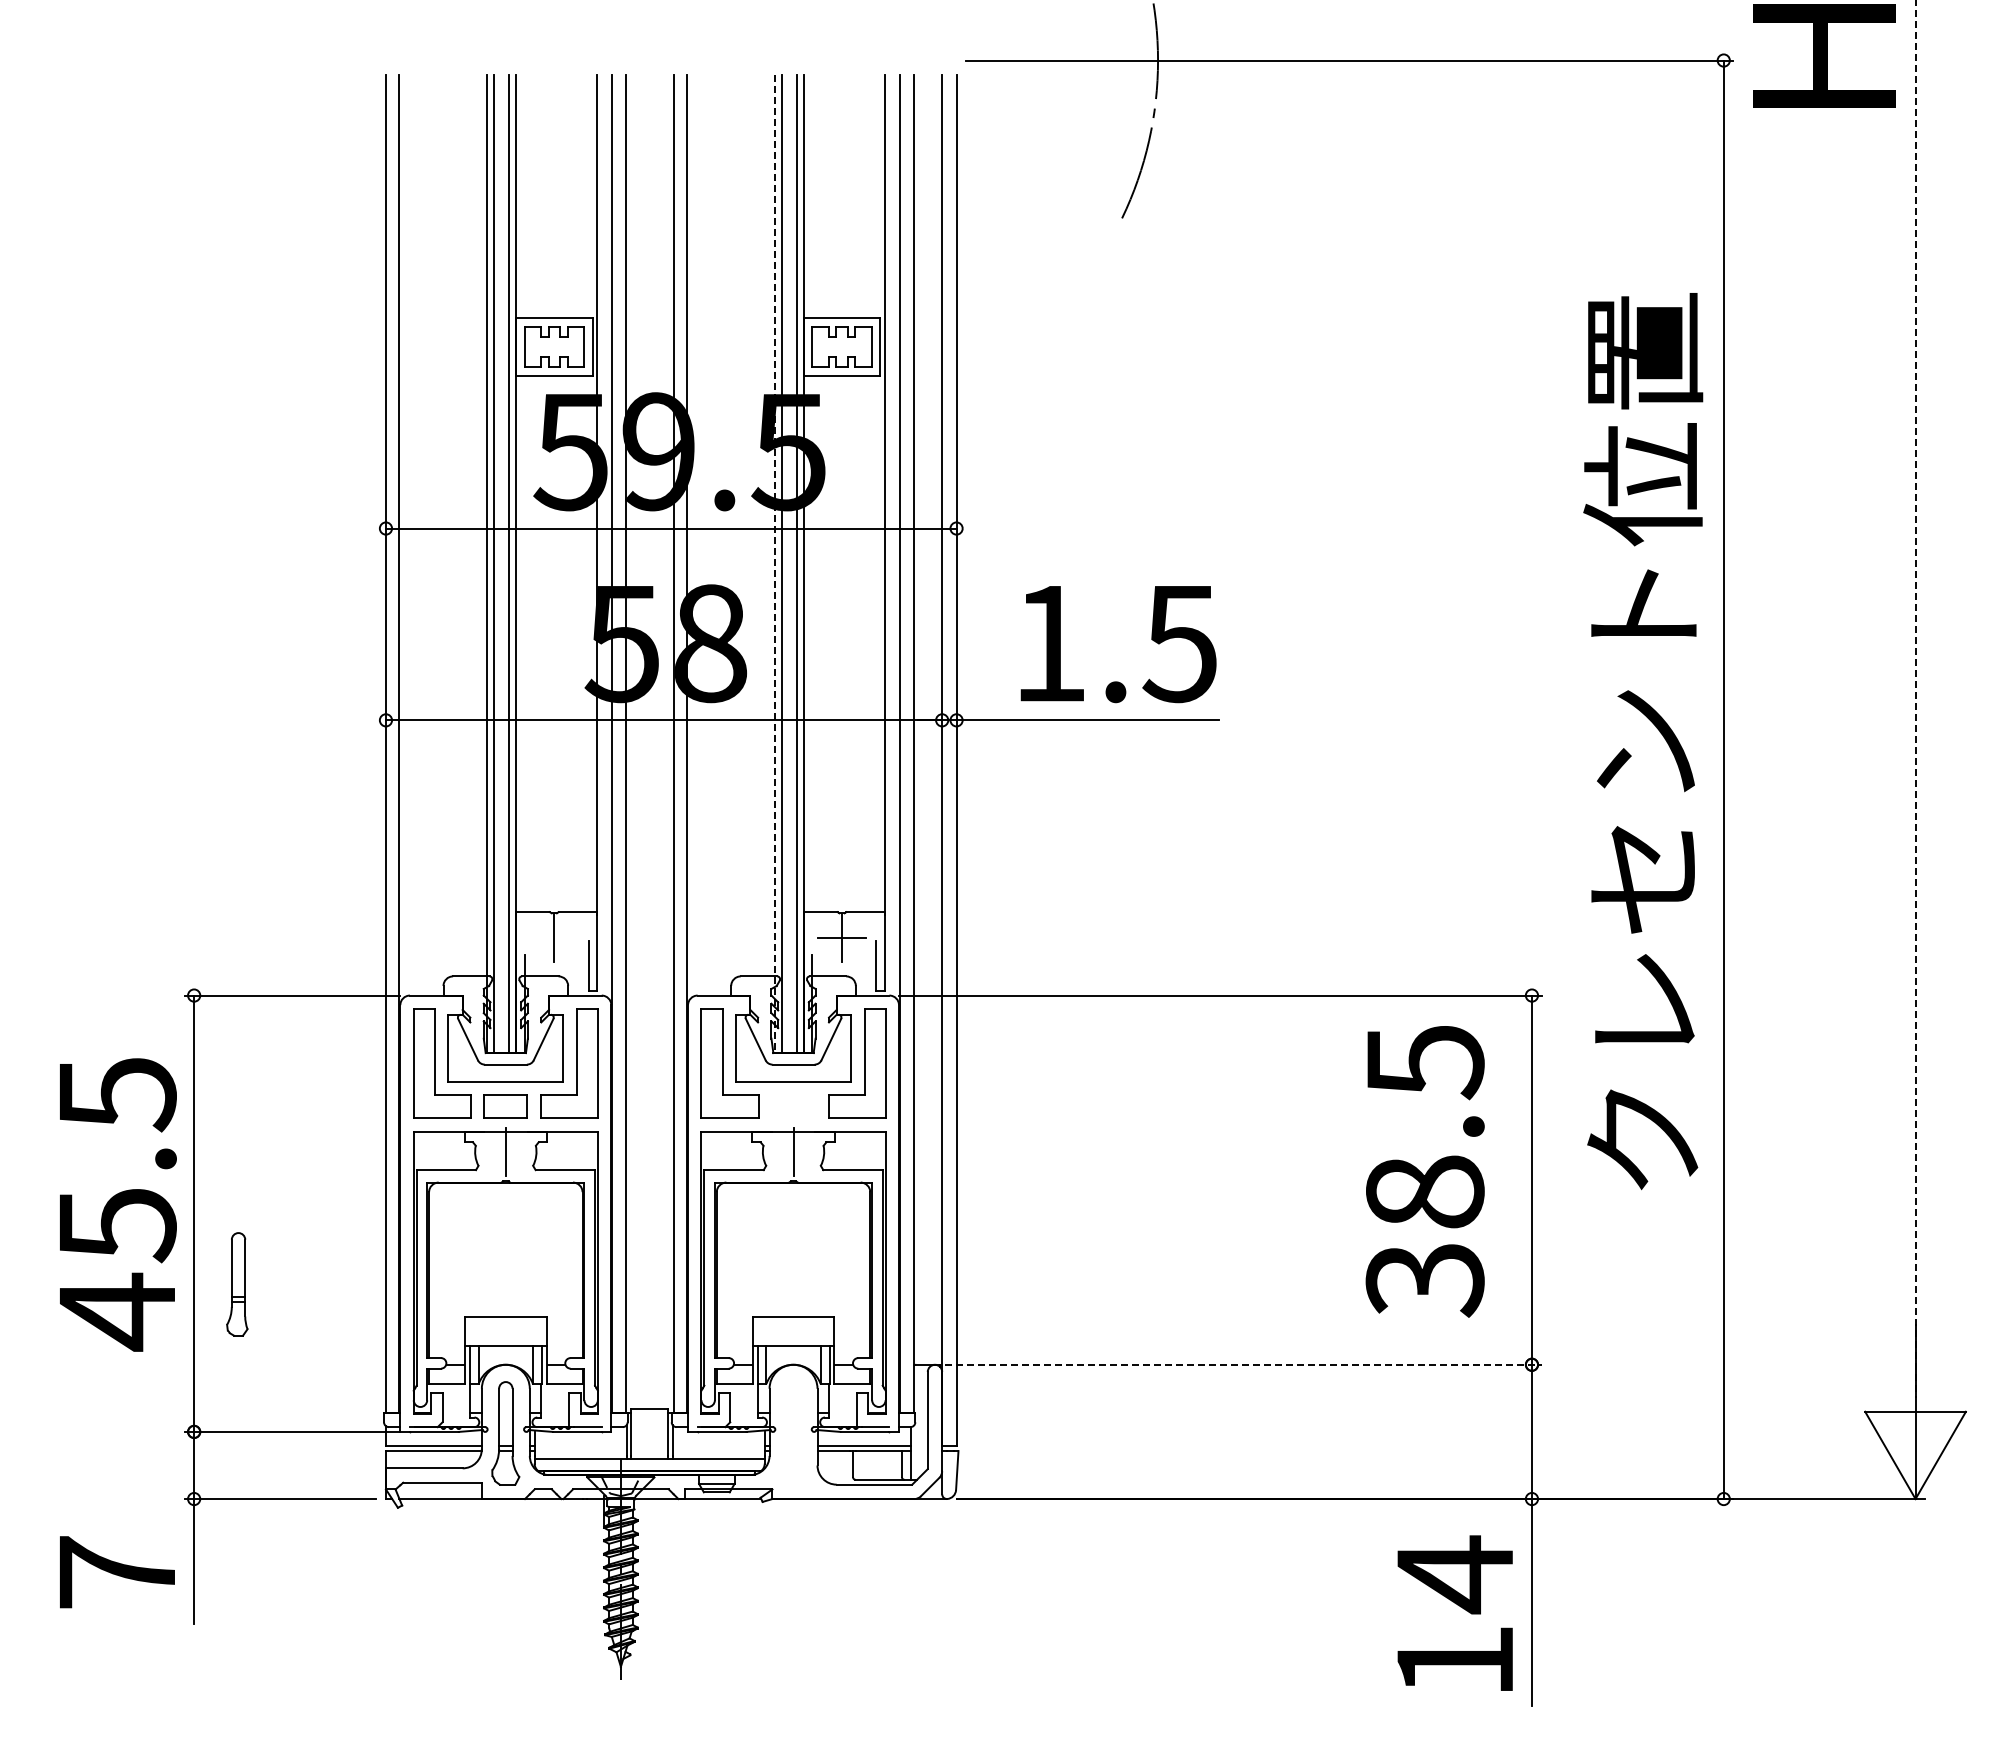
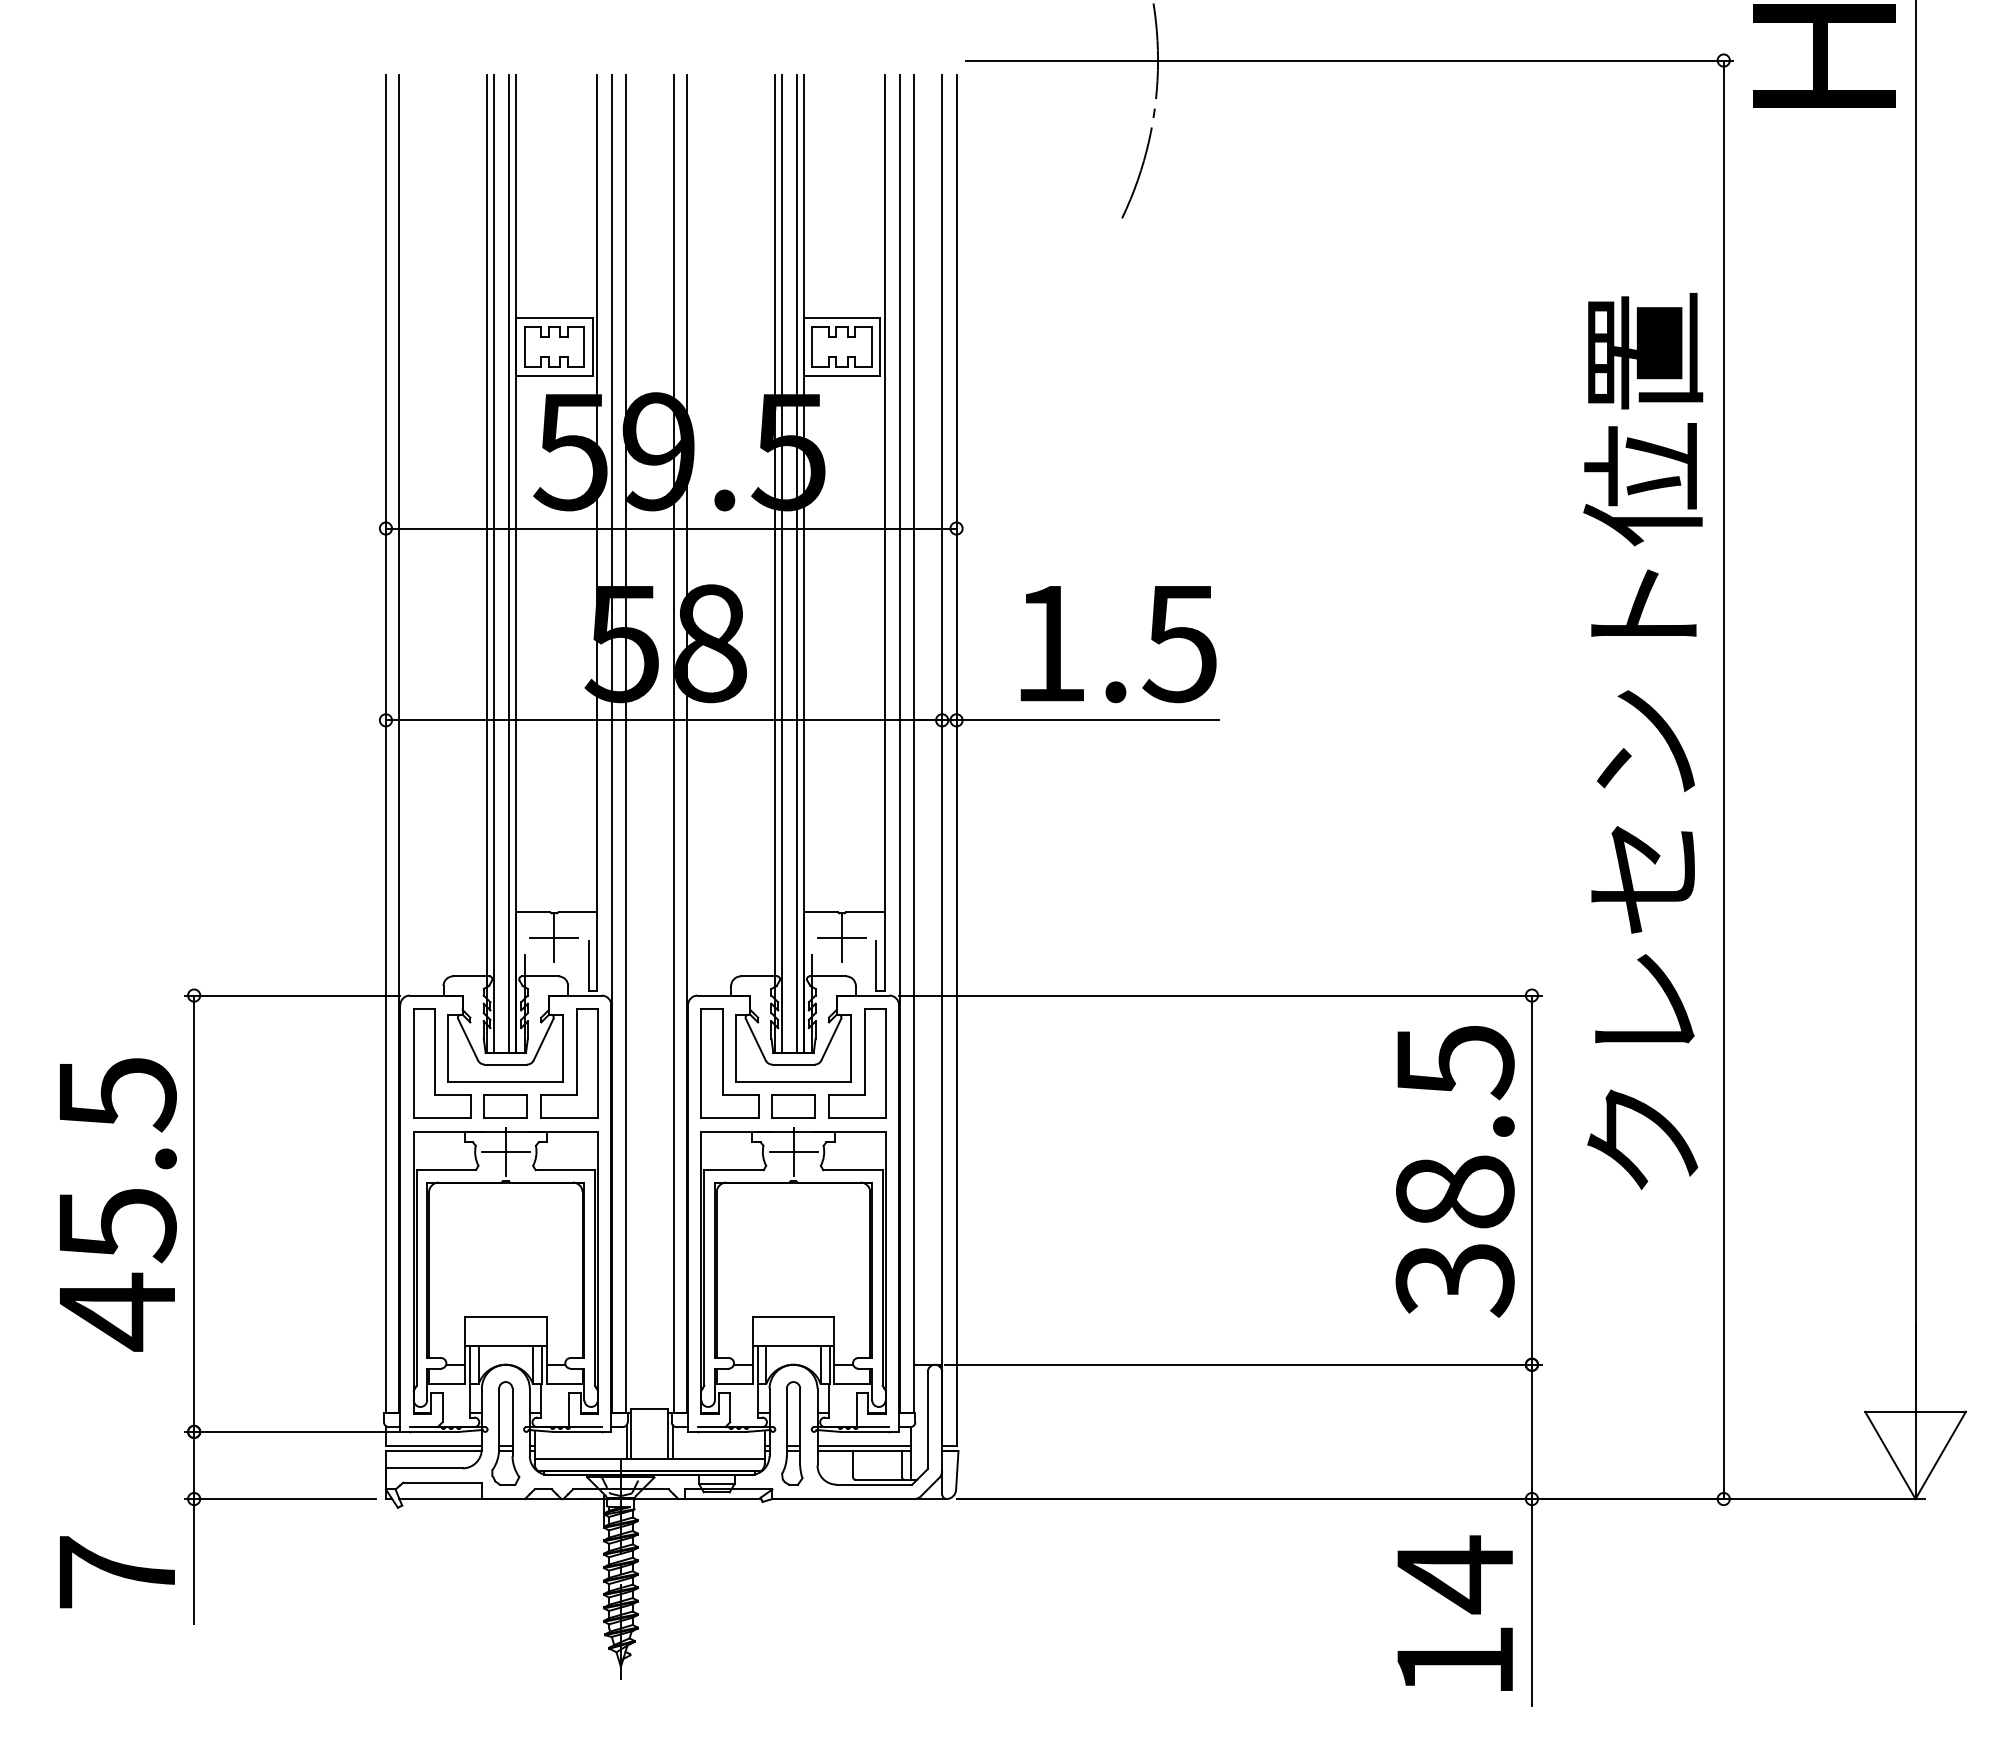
line: dashed -> solid (774, 564)
line: dashed -> solid (1915, 699)
line: none -> present (554, 938)
part: none -> present (793, 1106)
line: none -> present (505, 1151)
line: none -> present (793, 1151)
text position: (1424, 1171) -> (1454, 1171) (1454, 1171)
part position: (237, 1284) -> (792, 1433) (792, 1433)
line: dashed -> solid (1243, 1364)
